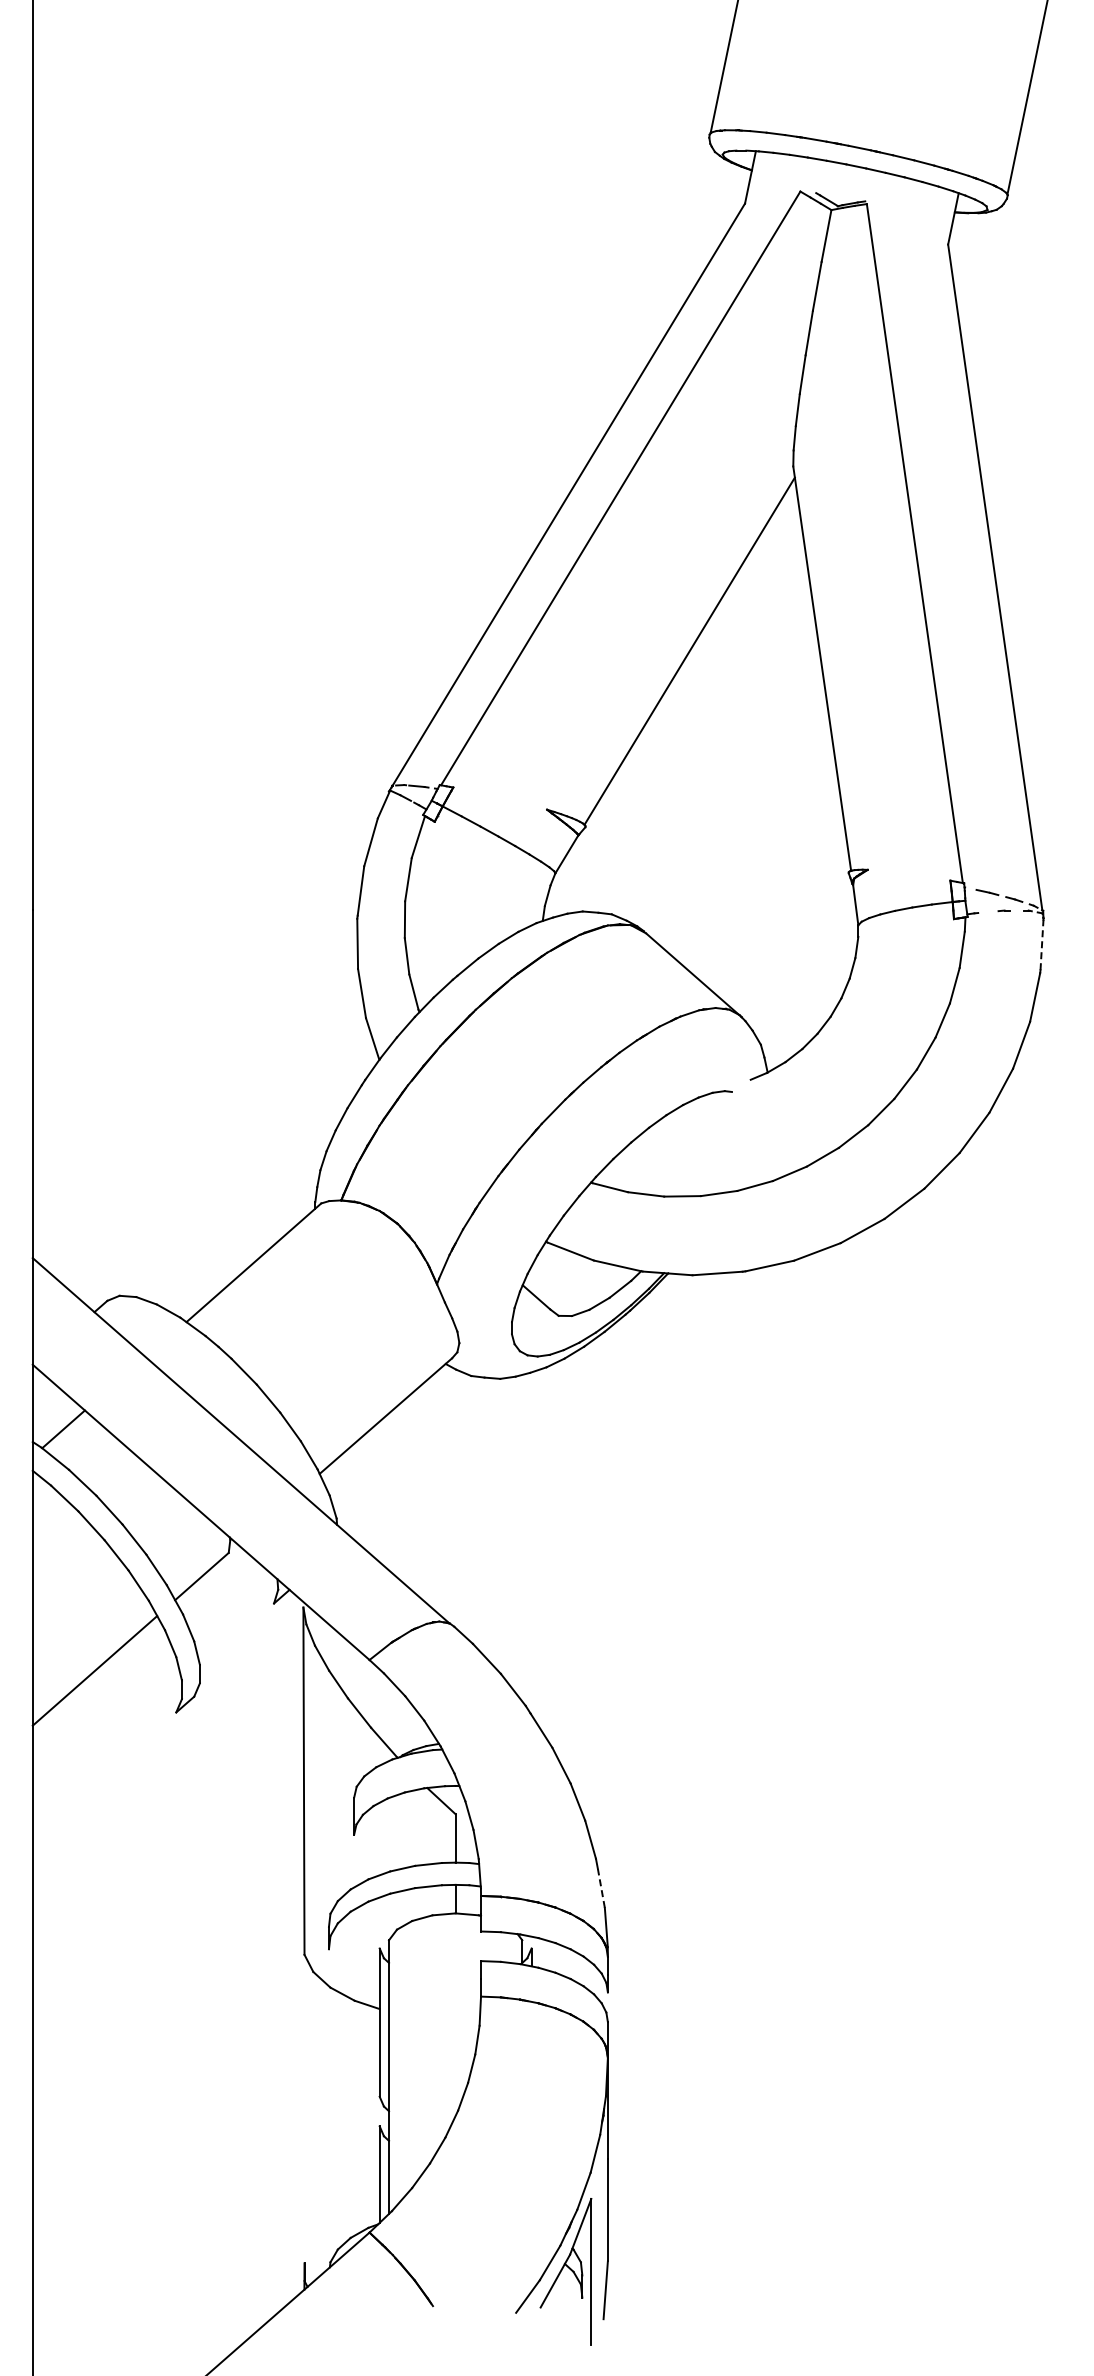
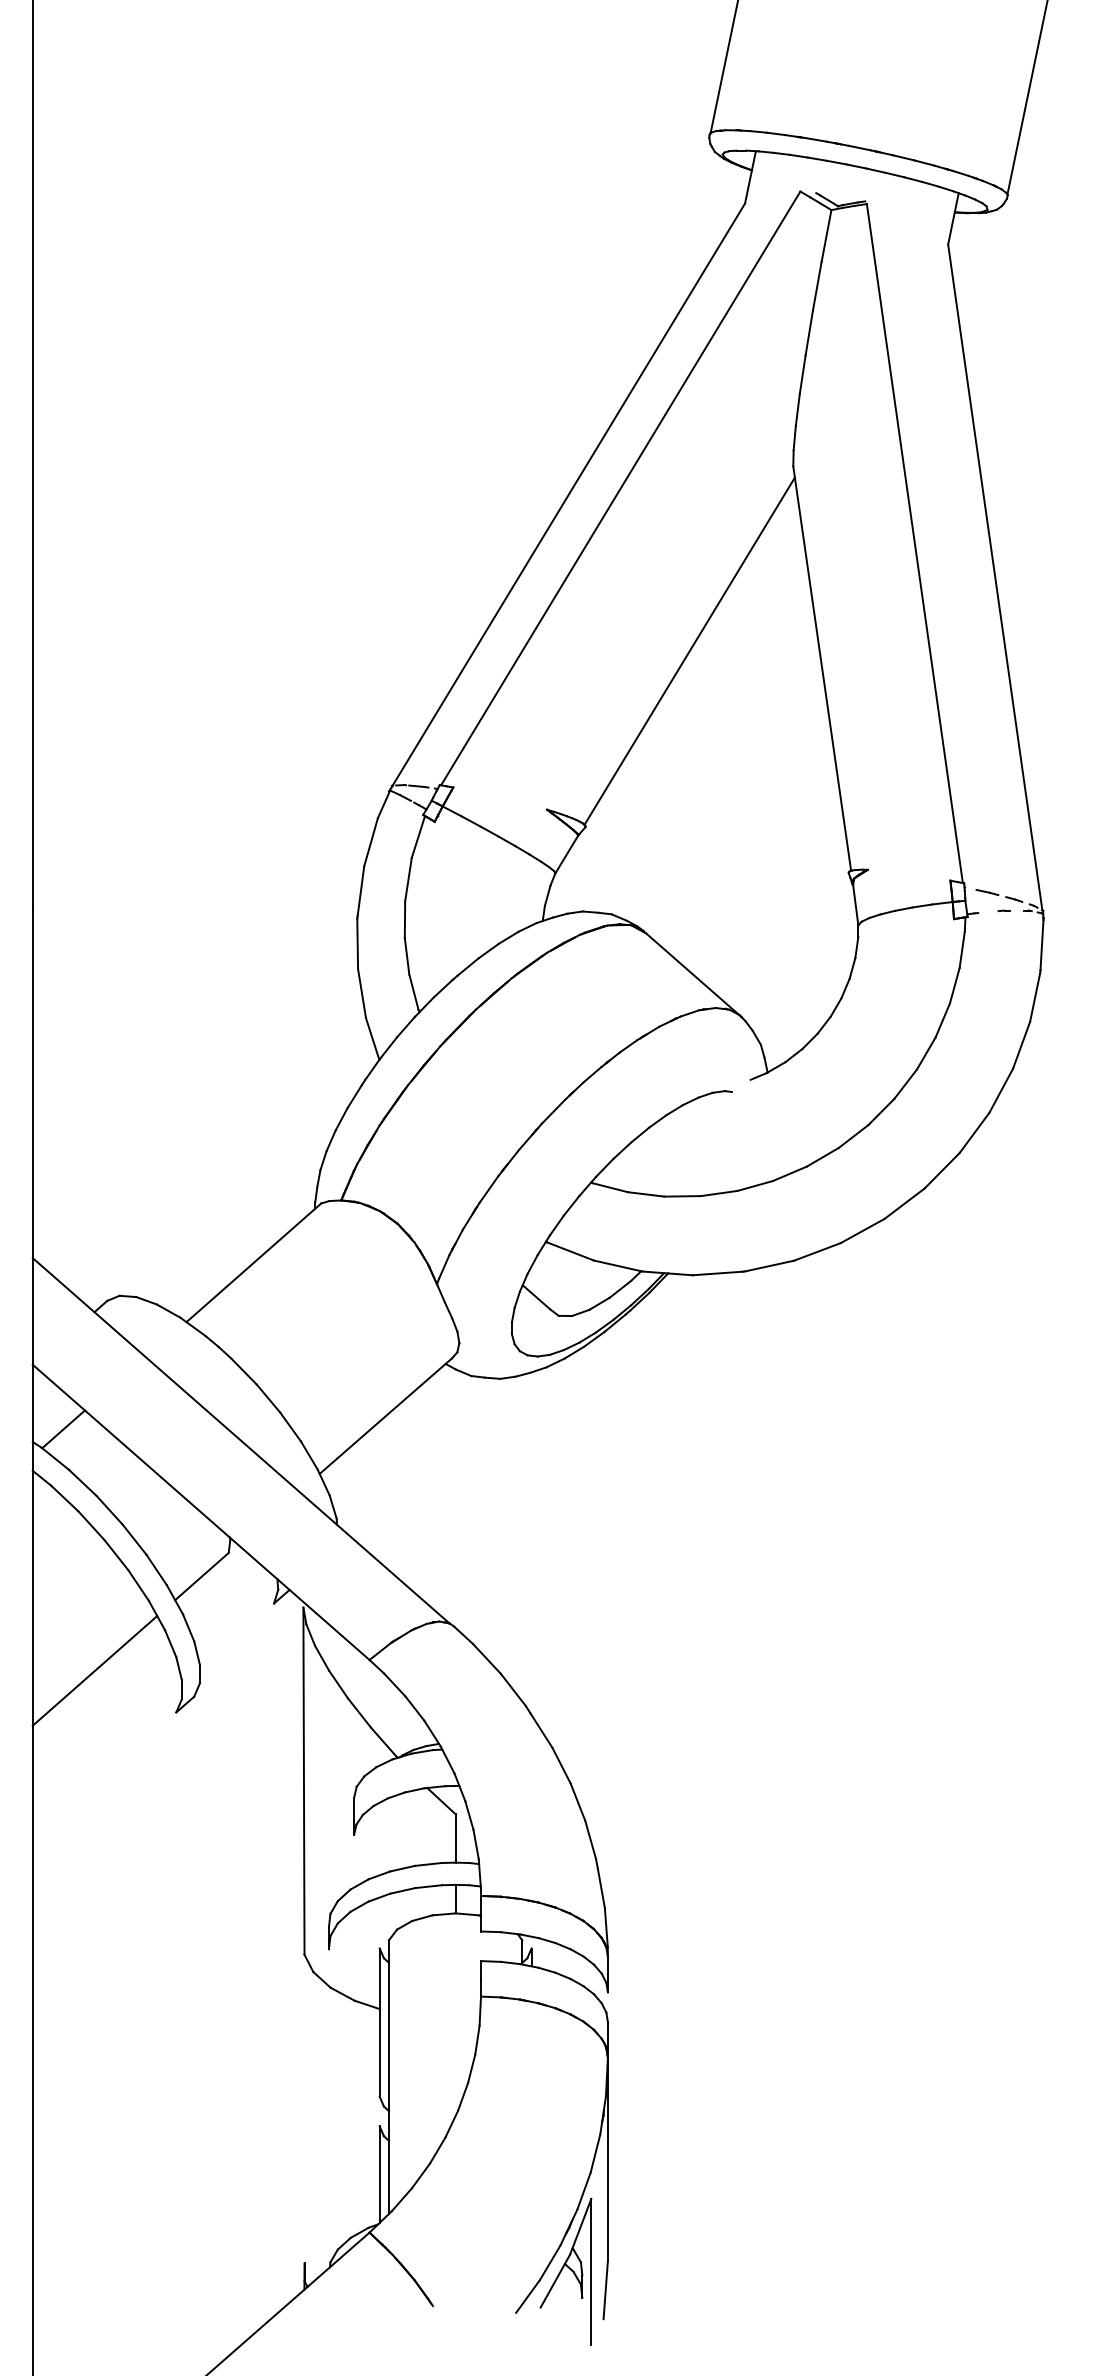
line: dashed -> solid (1042, 944)
line: dashed -> solid (601, 1888)
